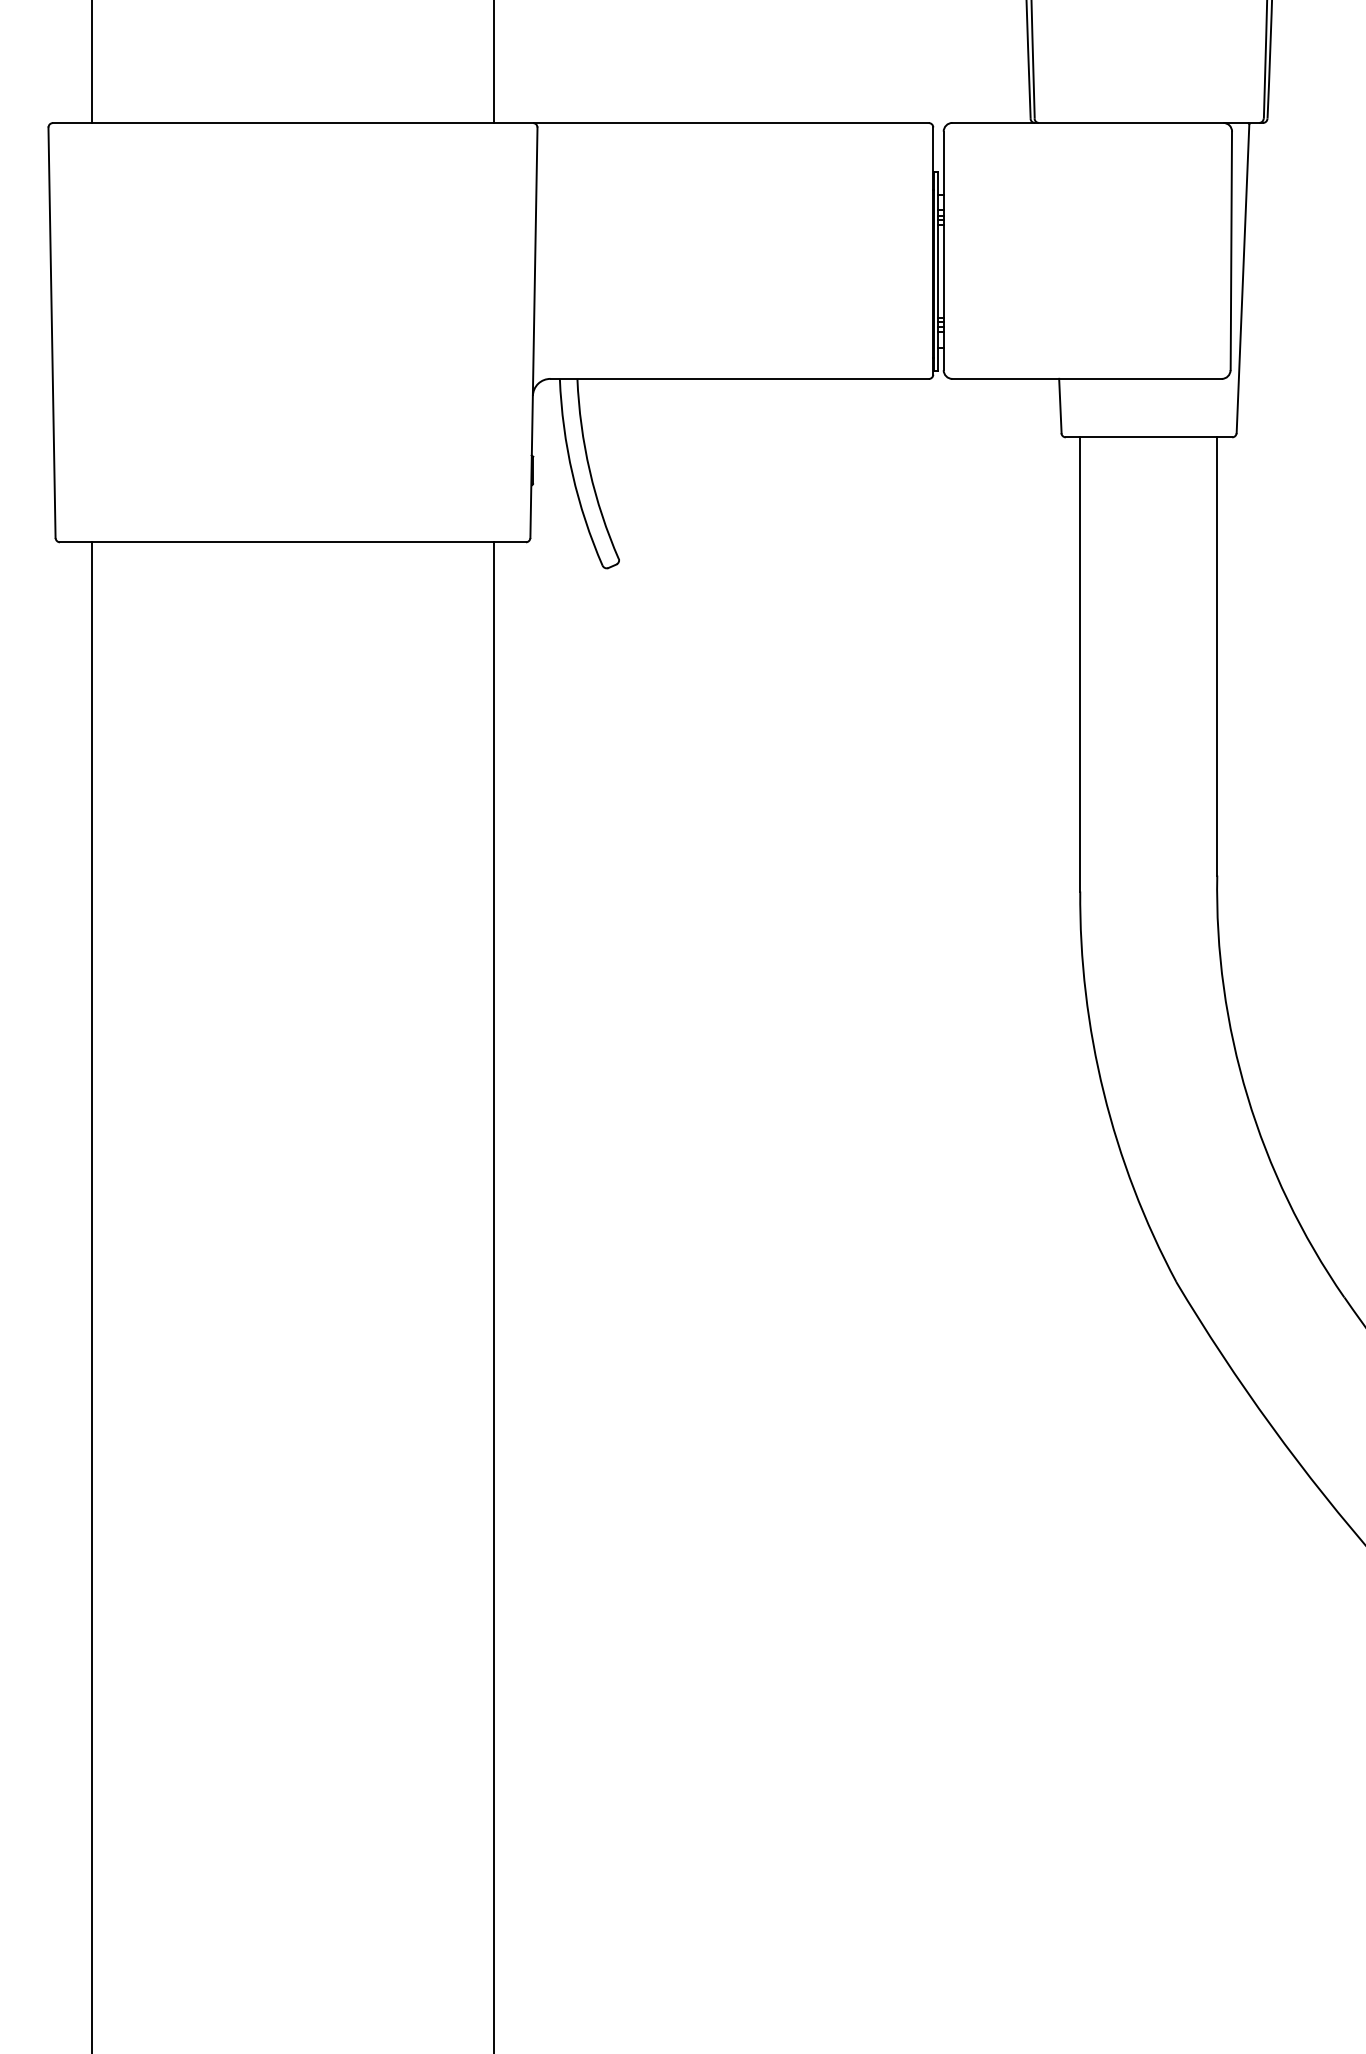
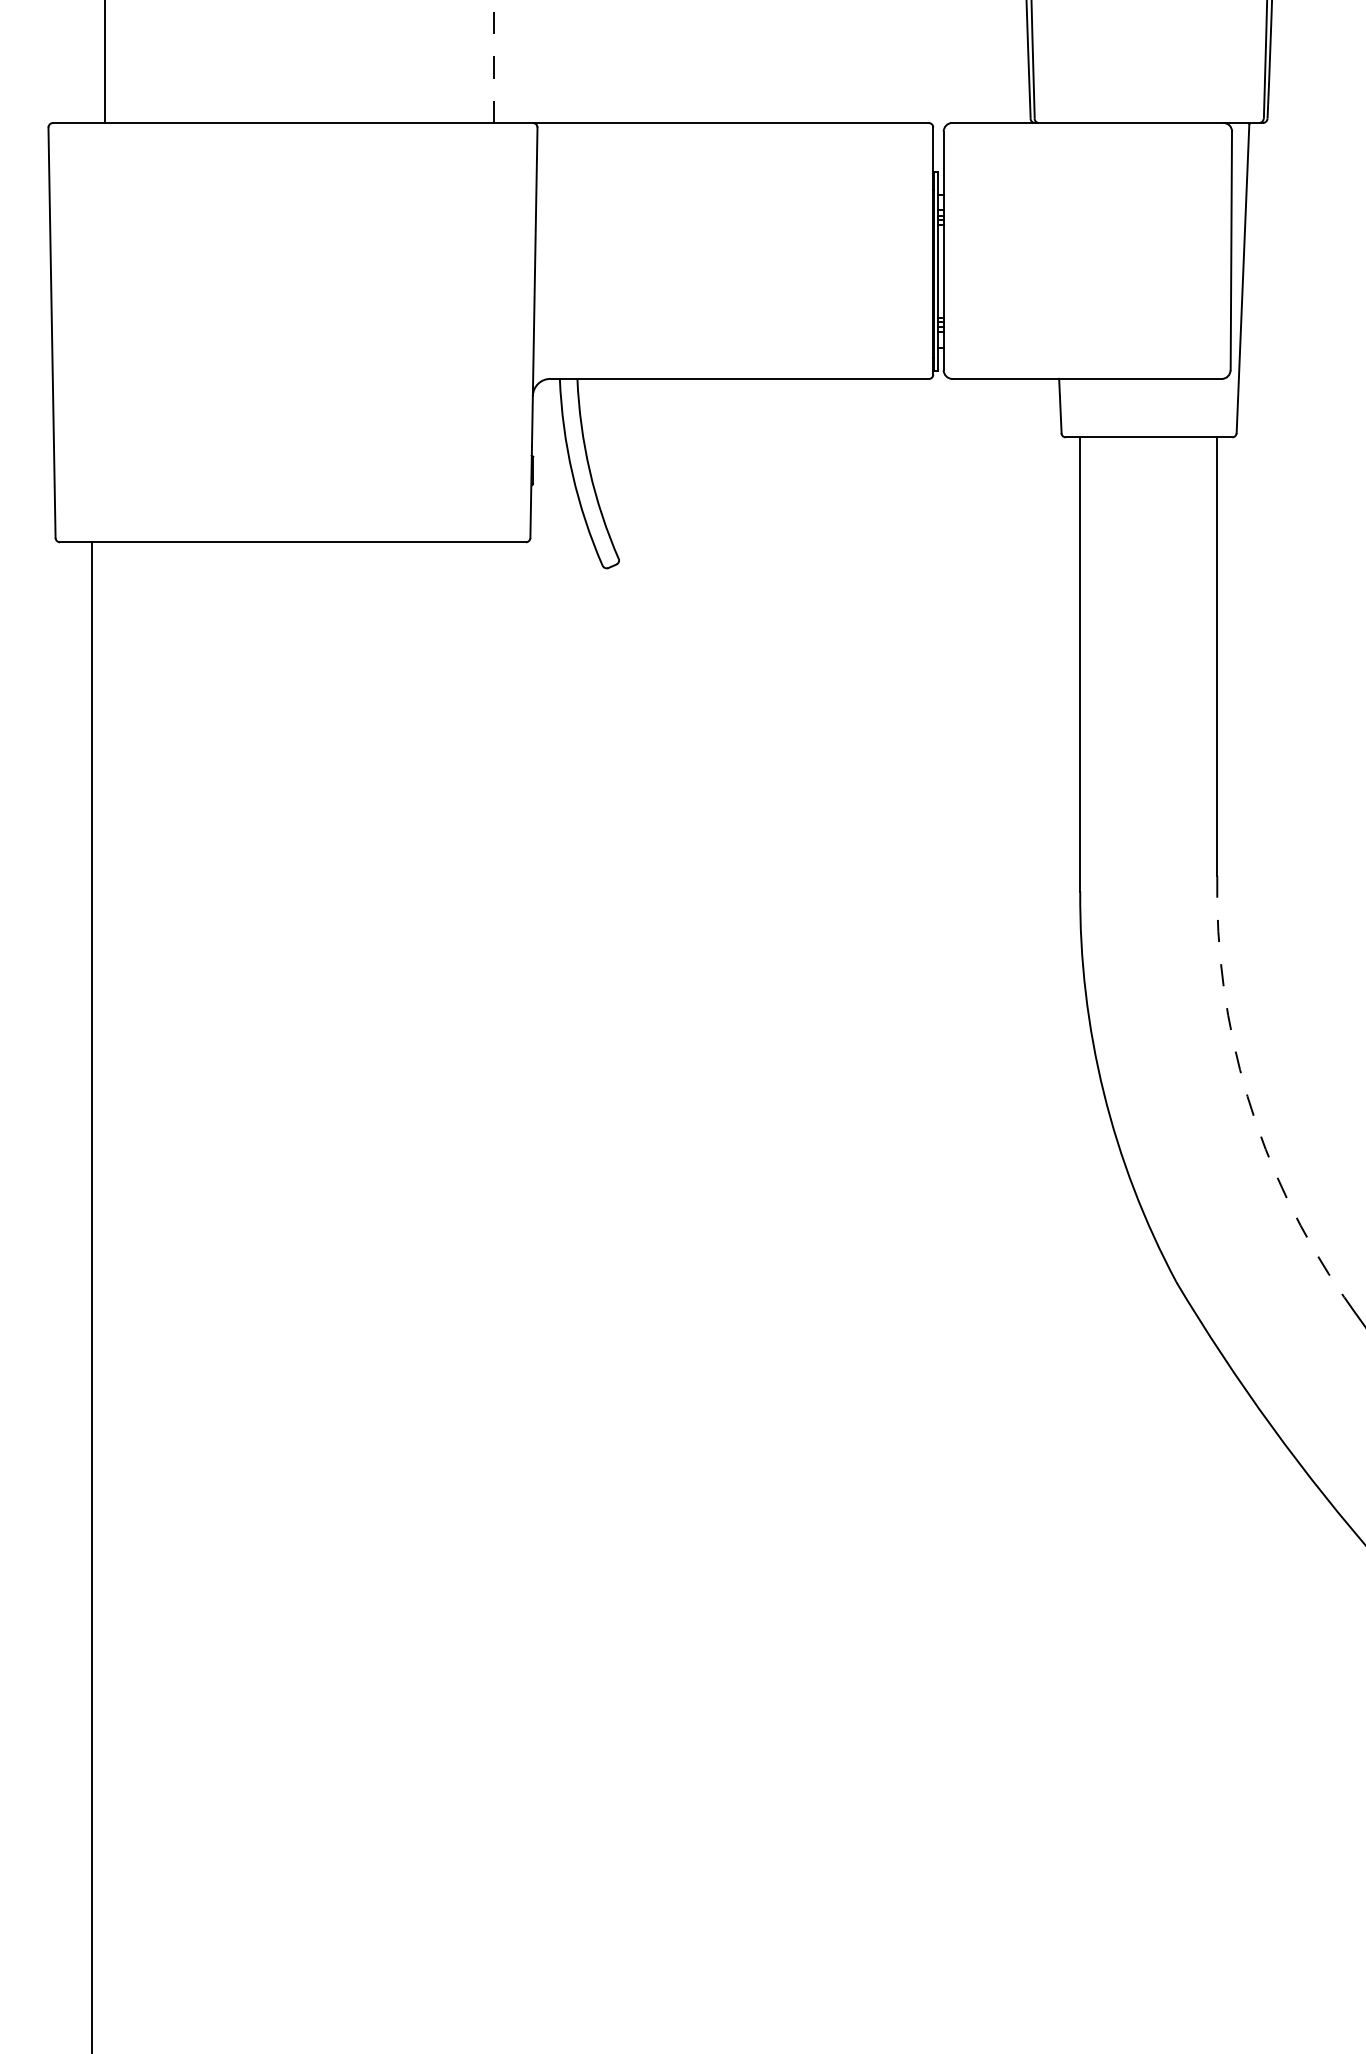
line: solid -> dashed (493, 61)
line position: (91, 62) -> (104, 62) (104, 62)
arc: solid -> dashed (1247, 1096)
line: present -> none (493, 1296)
